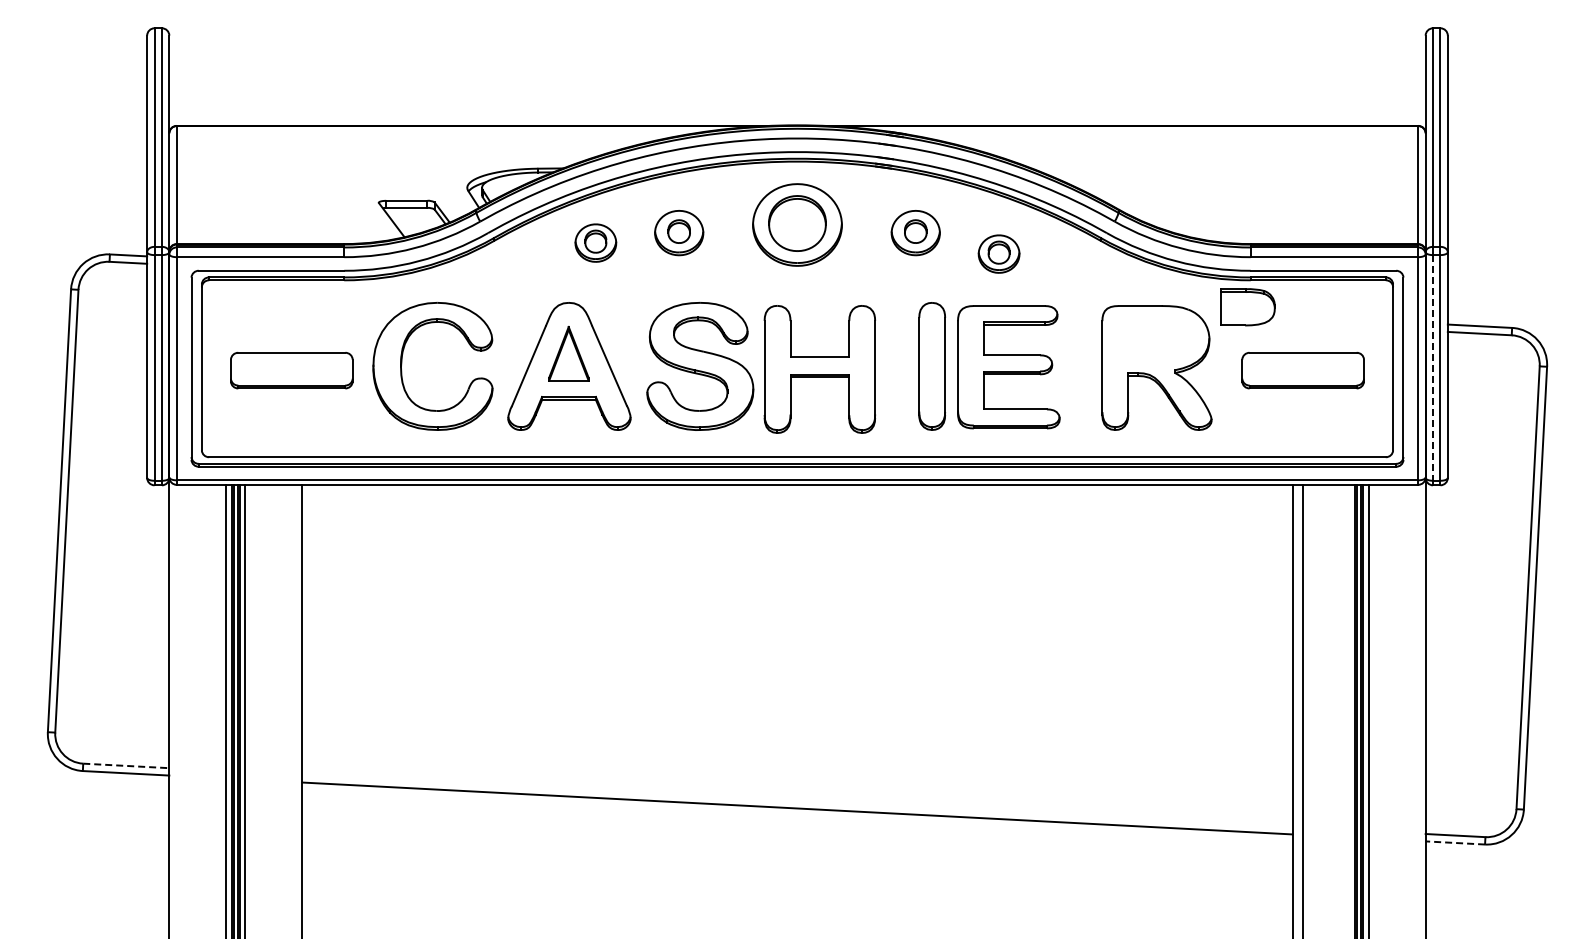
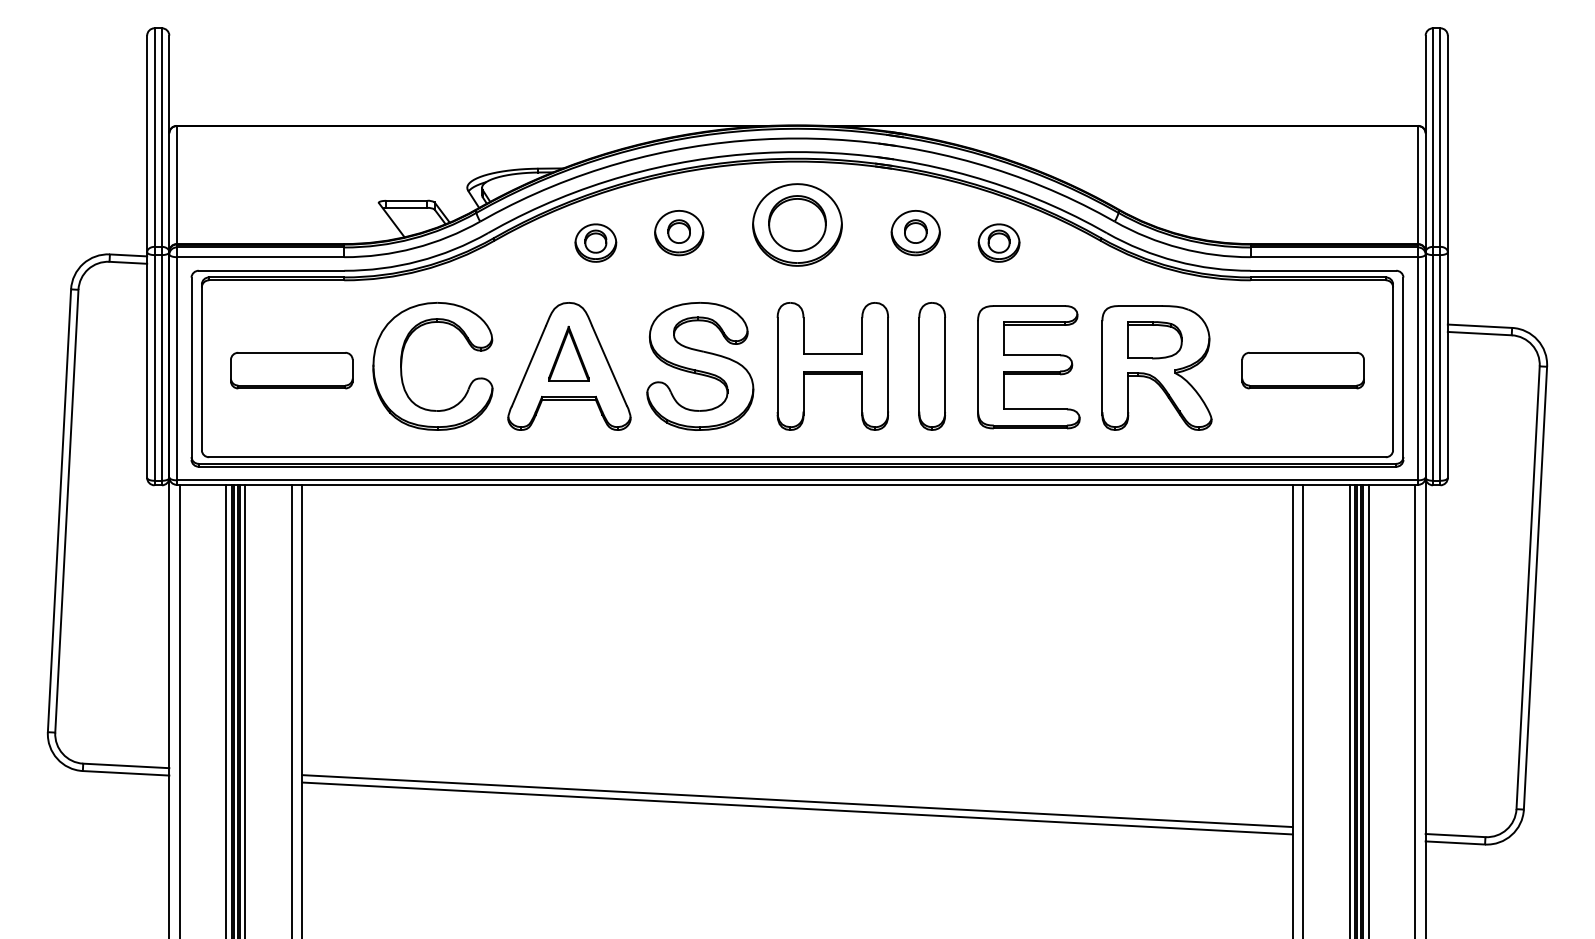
part position: (998, 253) -> (998, 242) (998, 242)
part position: (1247, 307) -> (1154, 340) (1154, 340)
part position: (1008, 367) -> (1028, 367) (1028, 367)
line: dashed -> solid (1433, 367)
part position: (819, 369) -> (832, 366) (832, 366)
line: none -> present (179, 709)
line: none -> present (292, 709)
line: none -> present (1349, 709)
line: none -> present (1415, 709)
line: dashed -> solid (126, 765)
line: none -> present (797, 801)
line: dashed -> solid (1455, 842)
